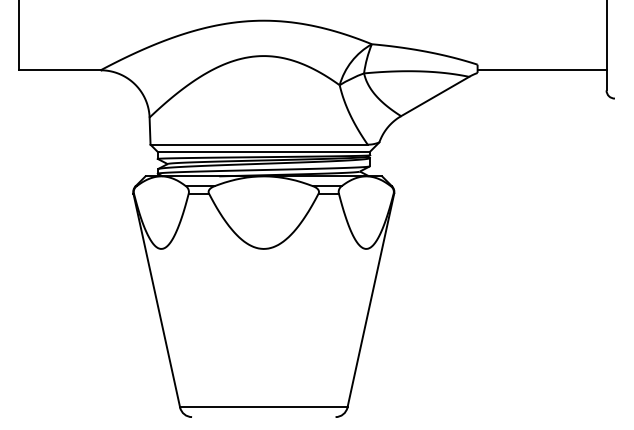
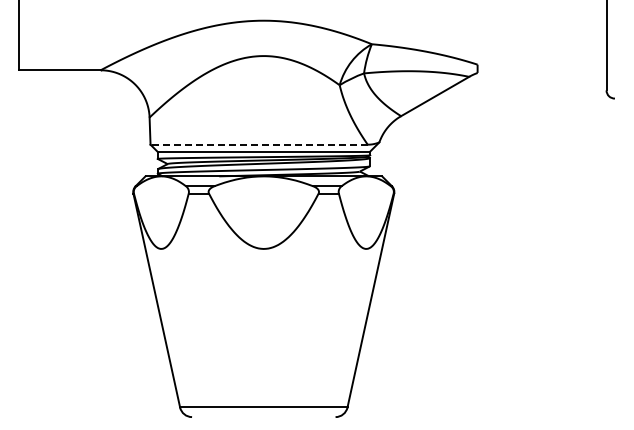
line: present -> none (541, 70)
line: solid -> dashed (259, 144)
